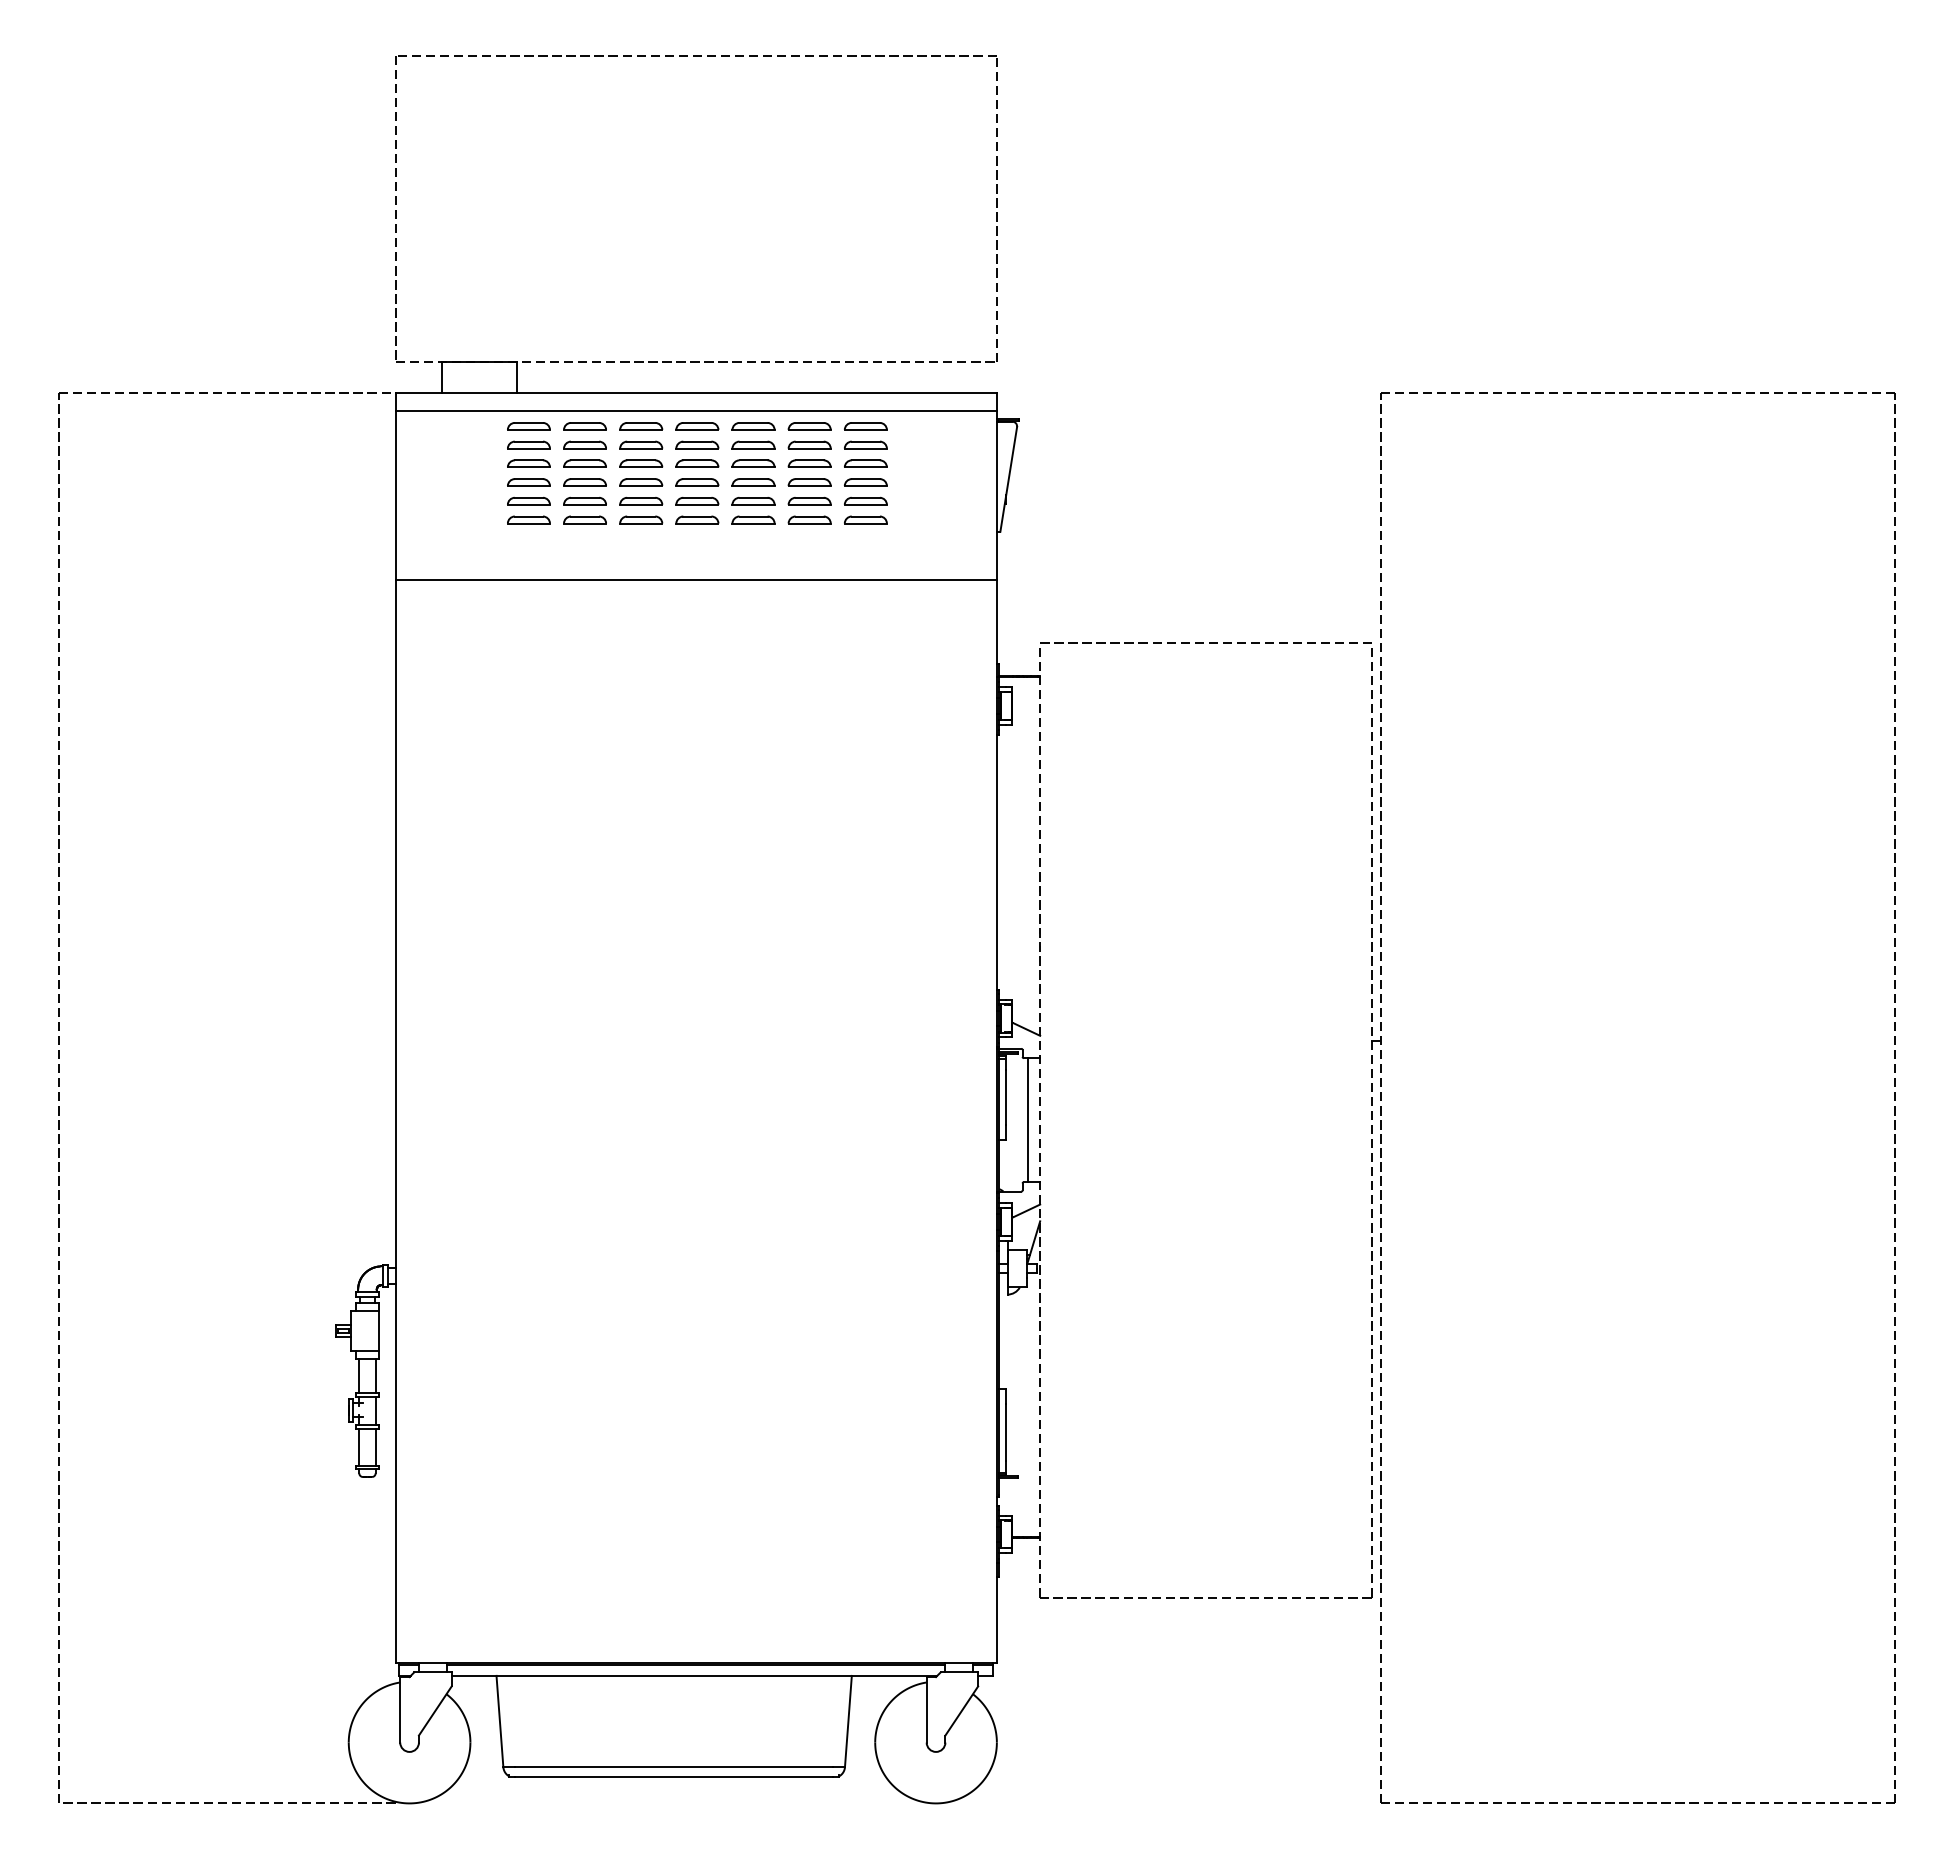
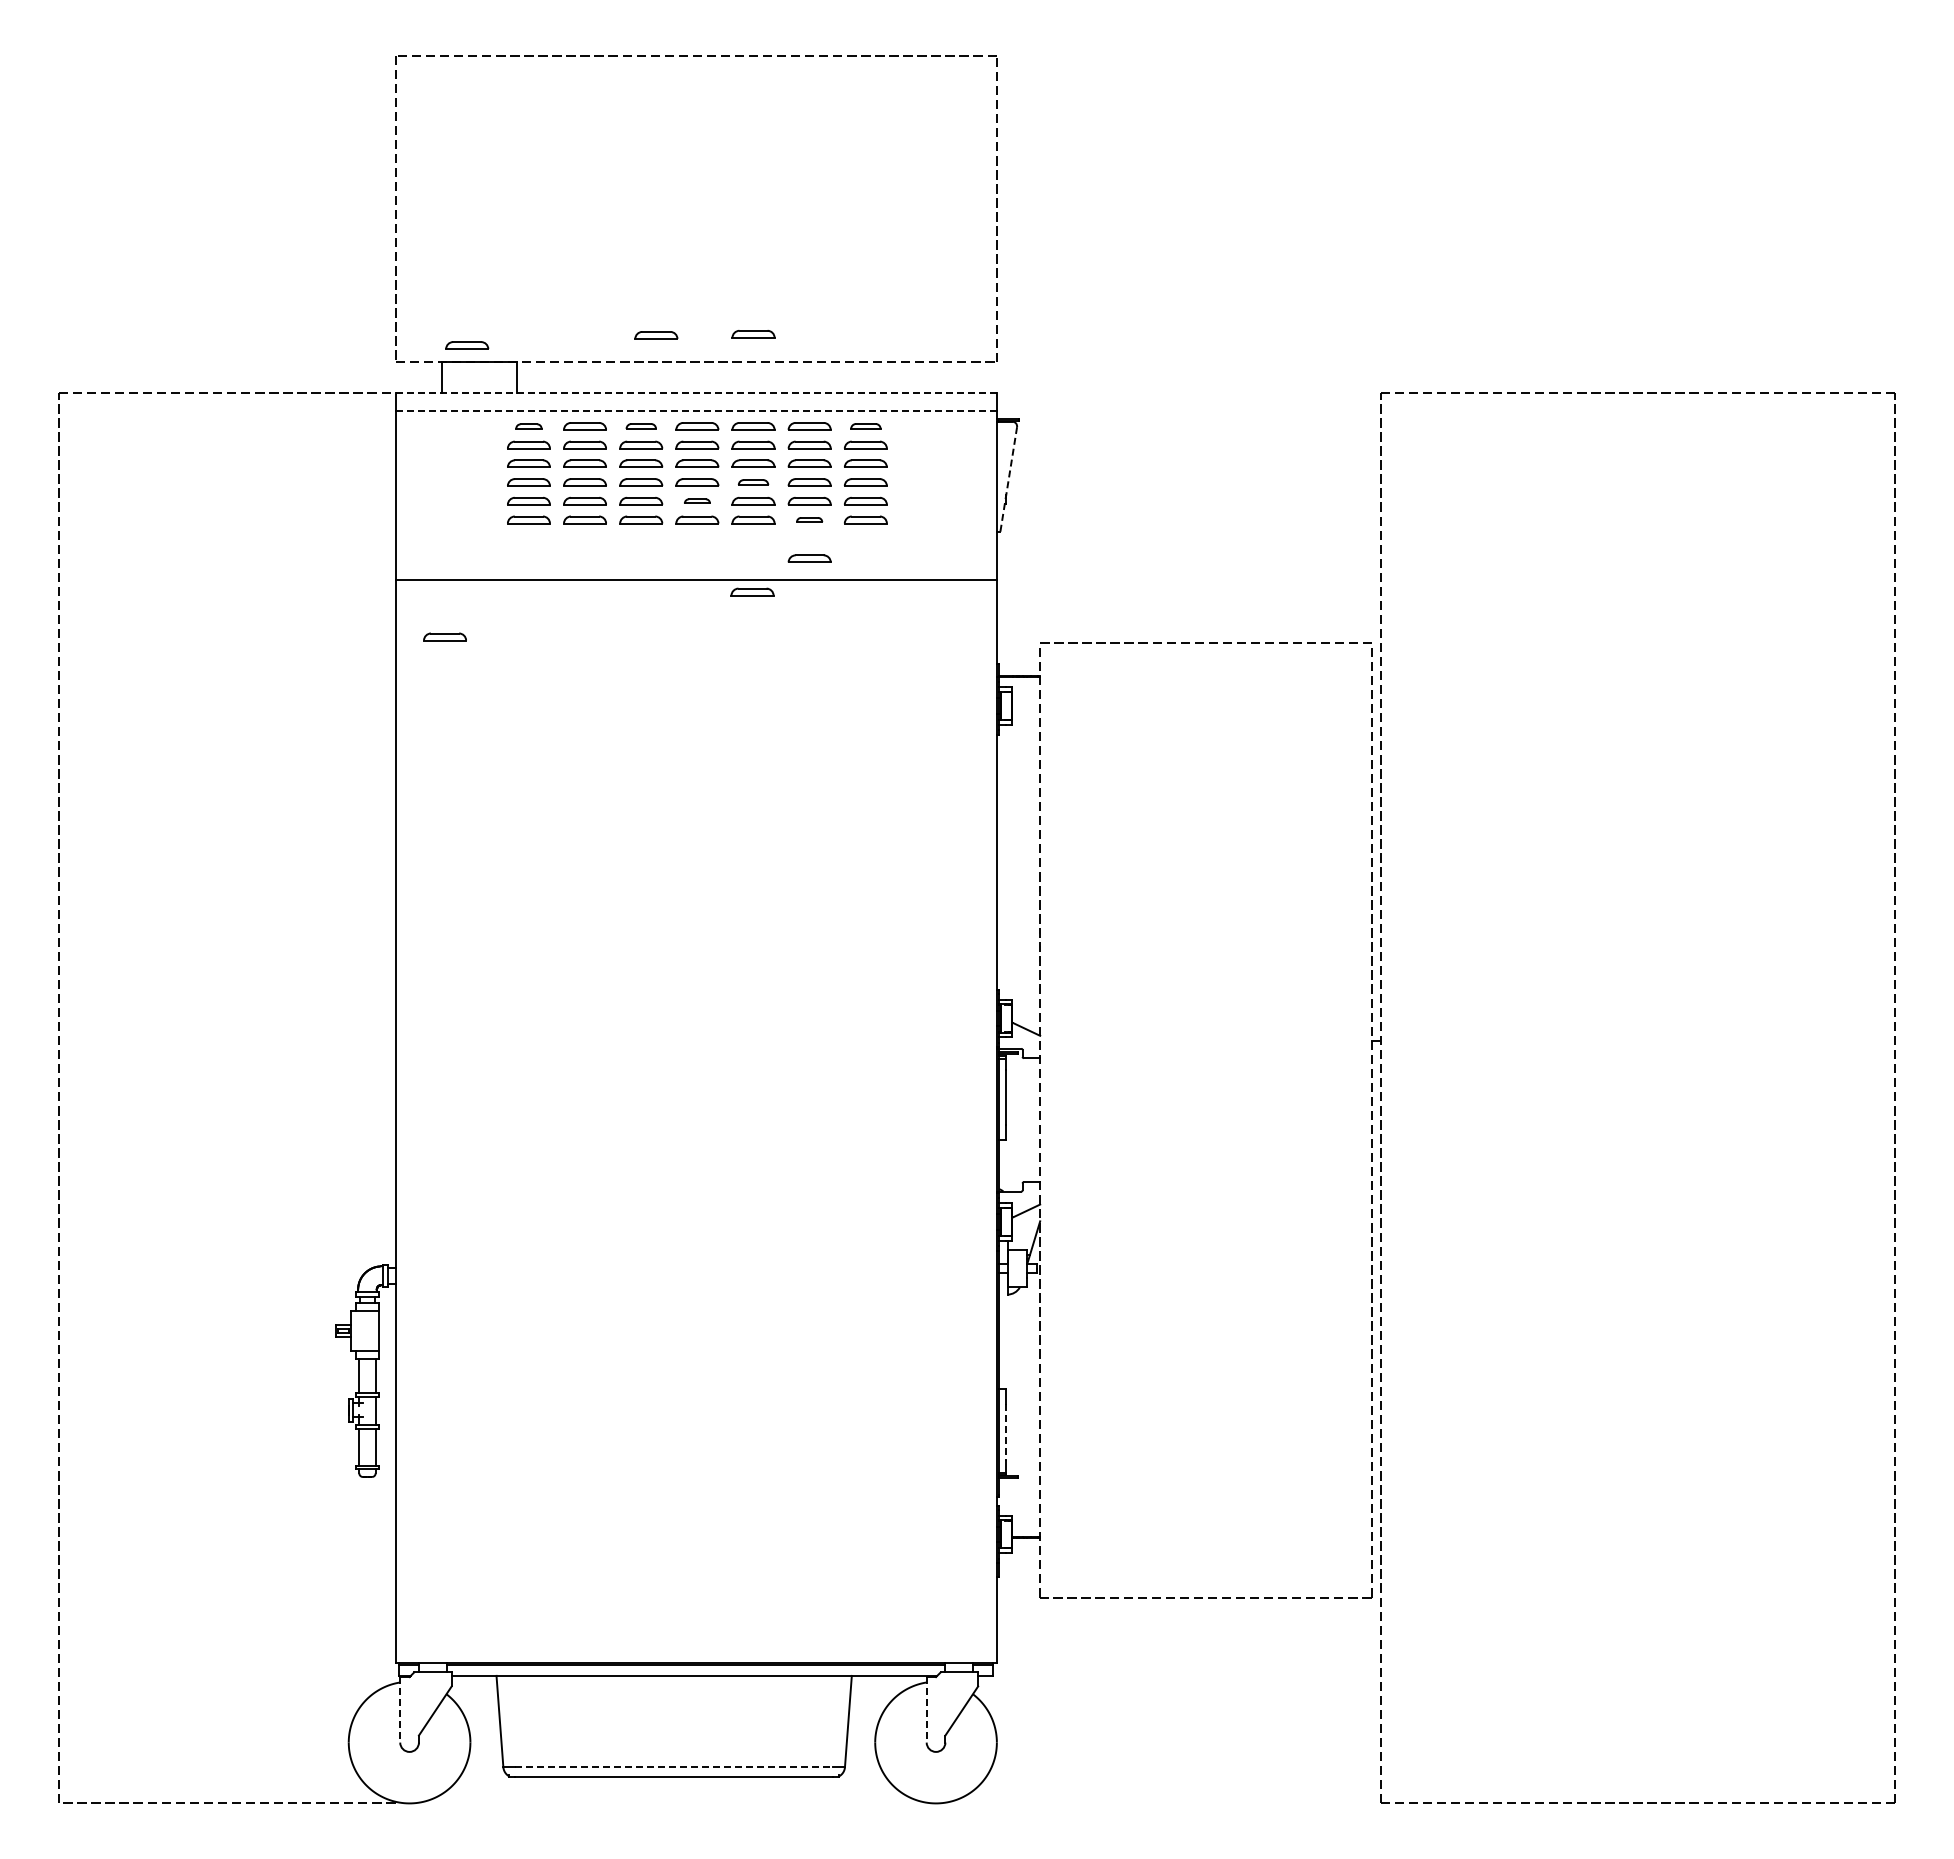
part: none -> present (753, 334)
part: none -> present (656, 335)
part: none -> present (467, 345)
line: solid -> dashed (696, 392)
line: solid -> dashed (696, 411)
part size: 44x9 px -> 28x7 px (528, 426)
part size: 45x9 px -> 32x7 px (640, 426)
part size: 44x9 px -> 32x7 px (865, 426)
line: solid -> dashed (1008, 479)
part size: 45x9 px -> 33x7 px (753, 482)
part size: 45x9 px -> 27x6 px (697, 500)
part size: 45x10 px -> 28x6 px (809, 519)
part: none -> present (809, 558)
part: none -> present (752, 591)
part: none -> present (444, 636)
line: present -> none (1028, 1120)
line: solid -> dashed (1006, 1432)
line: solid -> dashed (400, 1709)
line: solid -> dashed (926, 1709)
line: solid -> dashed (674, 1767)
